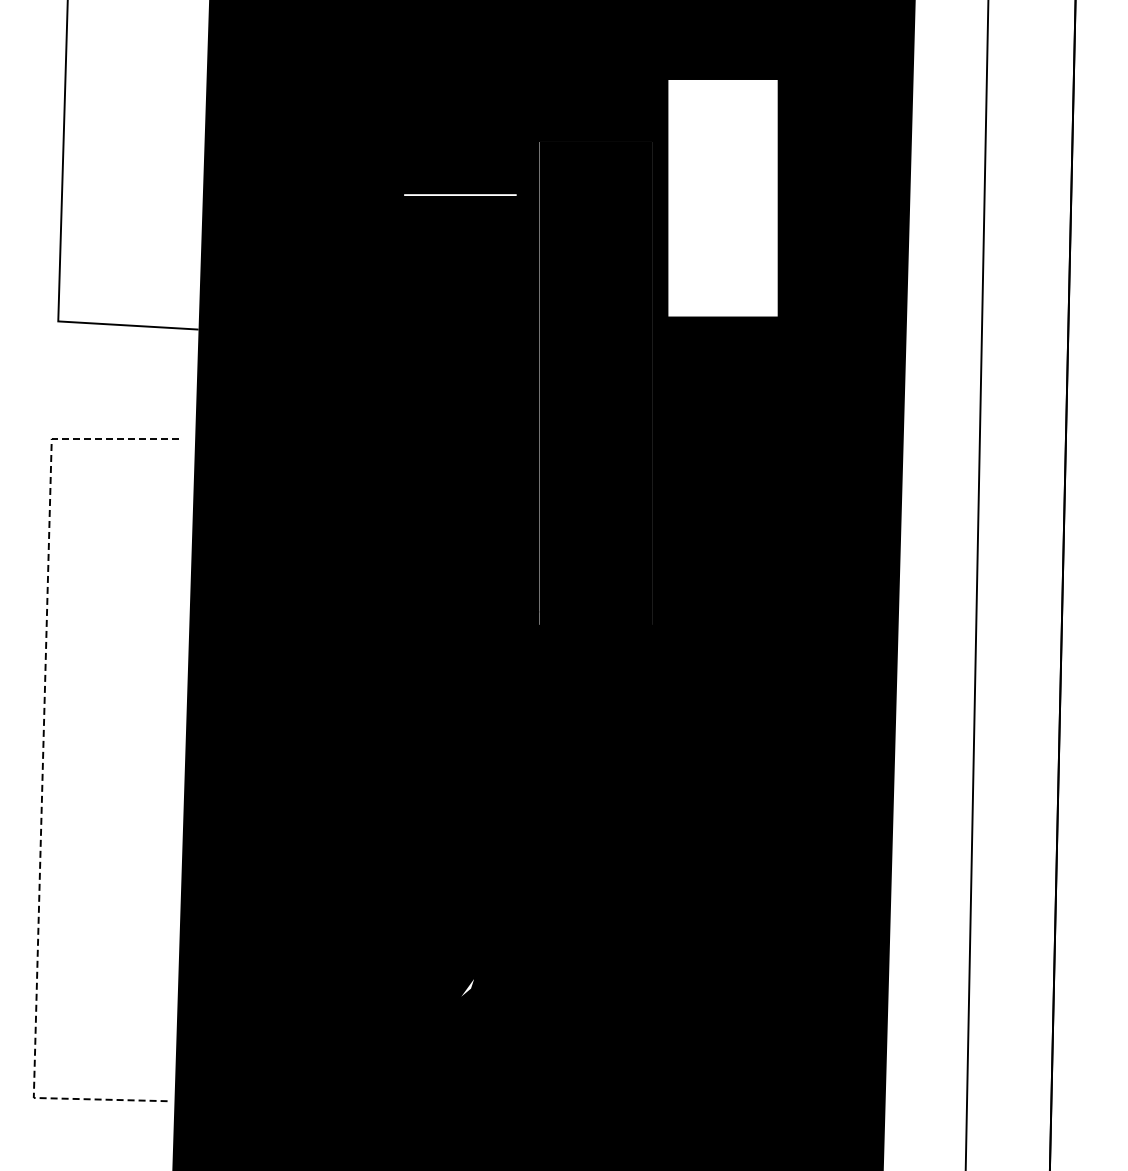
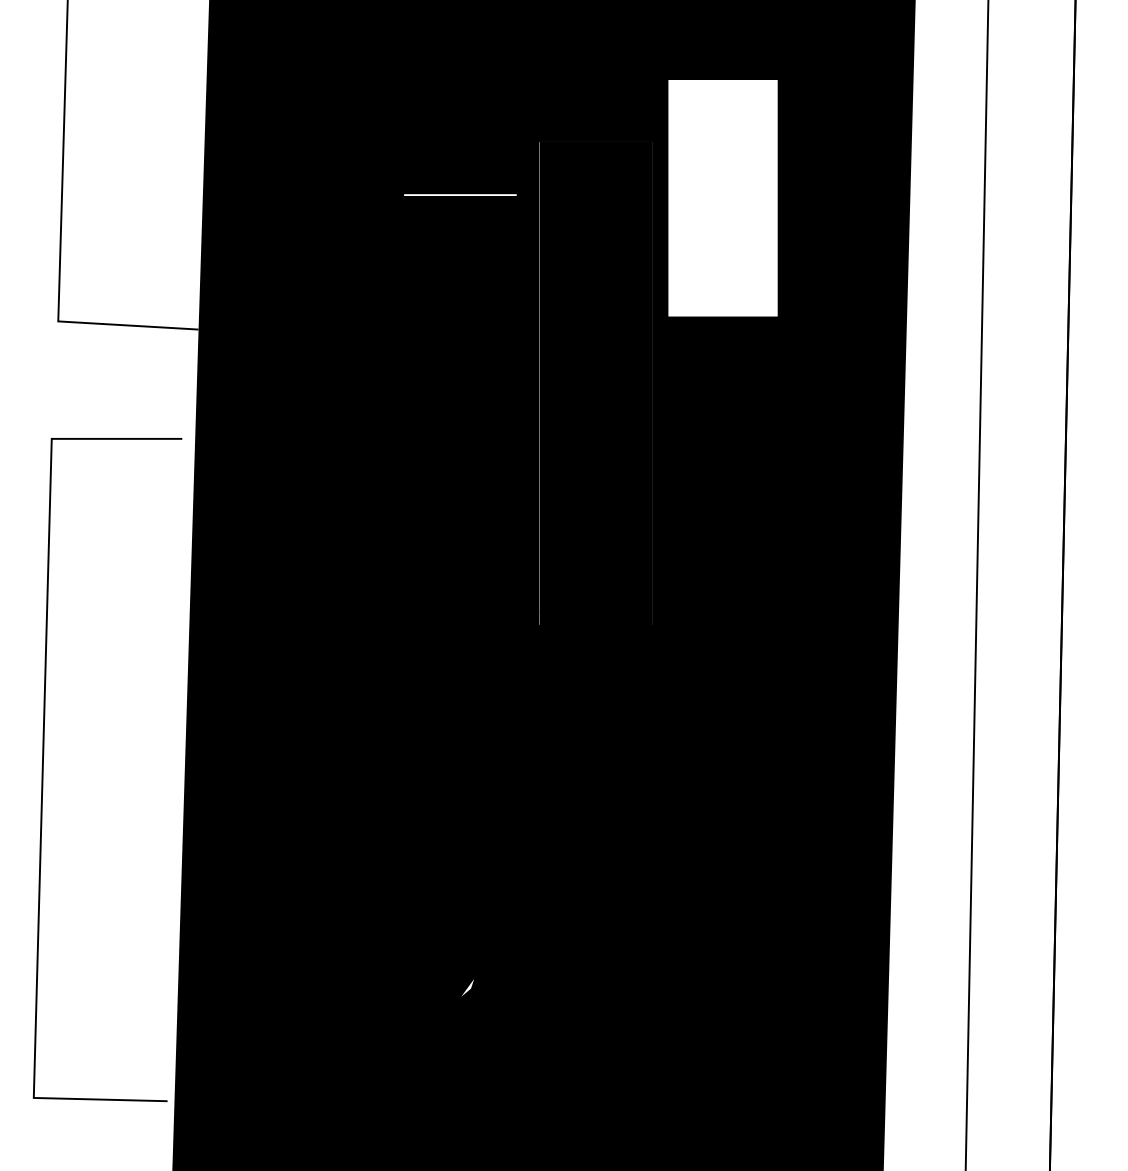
line: dashed -> solid (42, 769)
